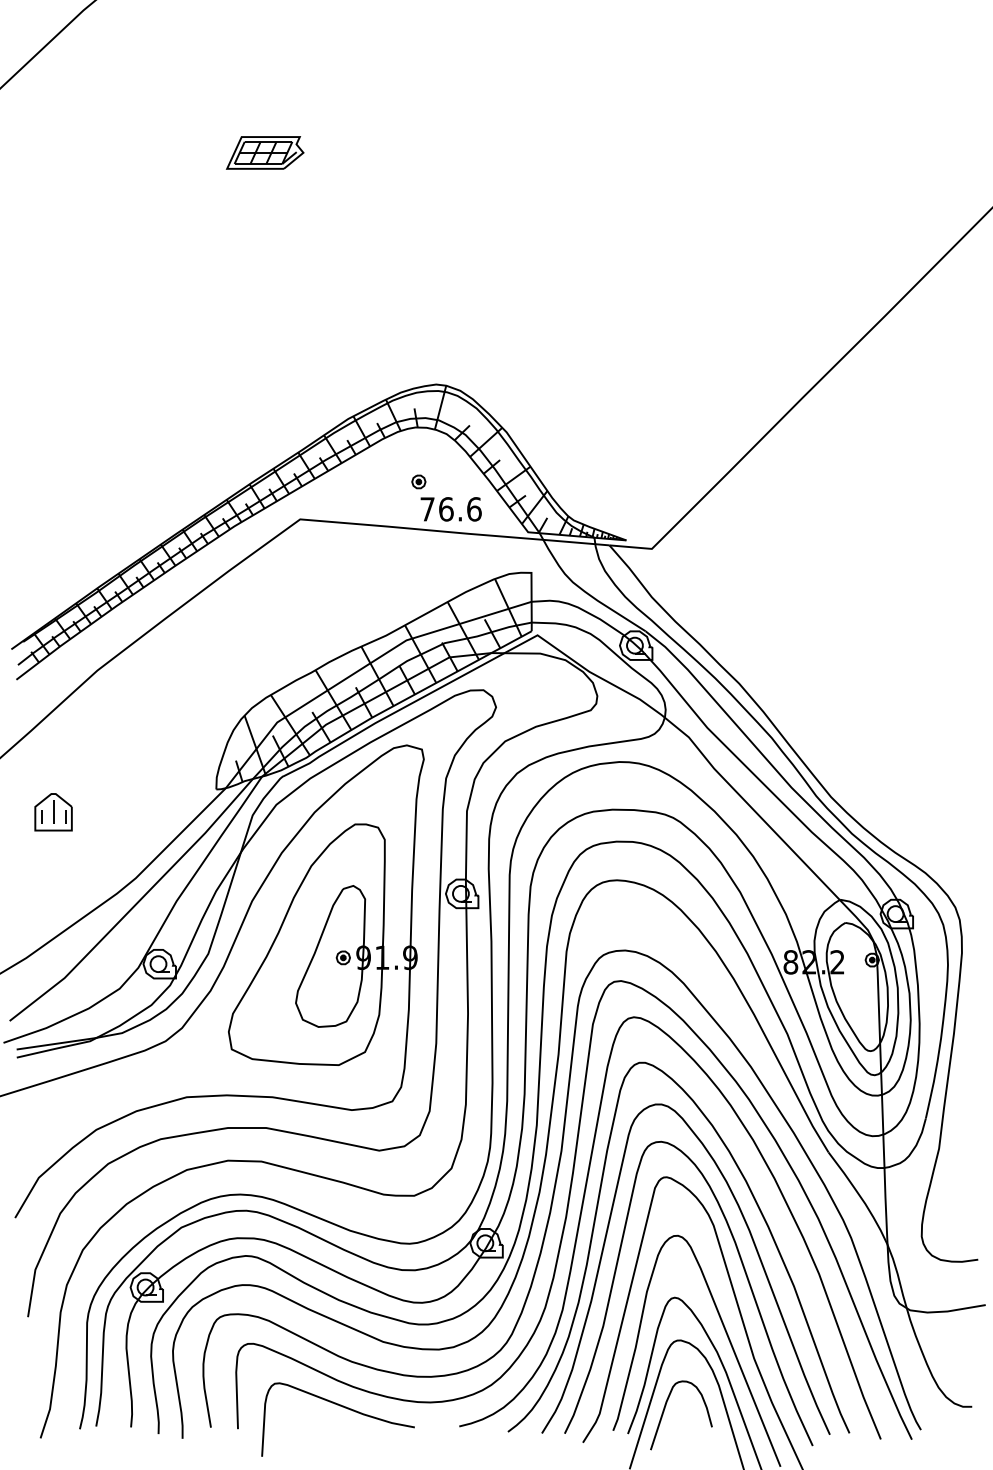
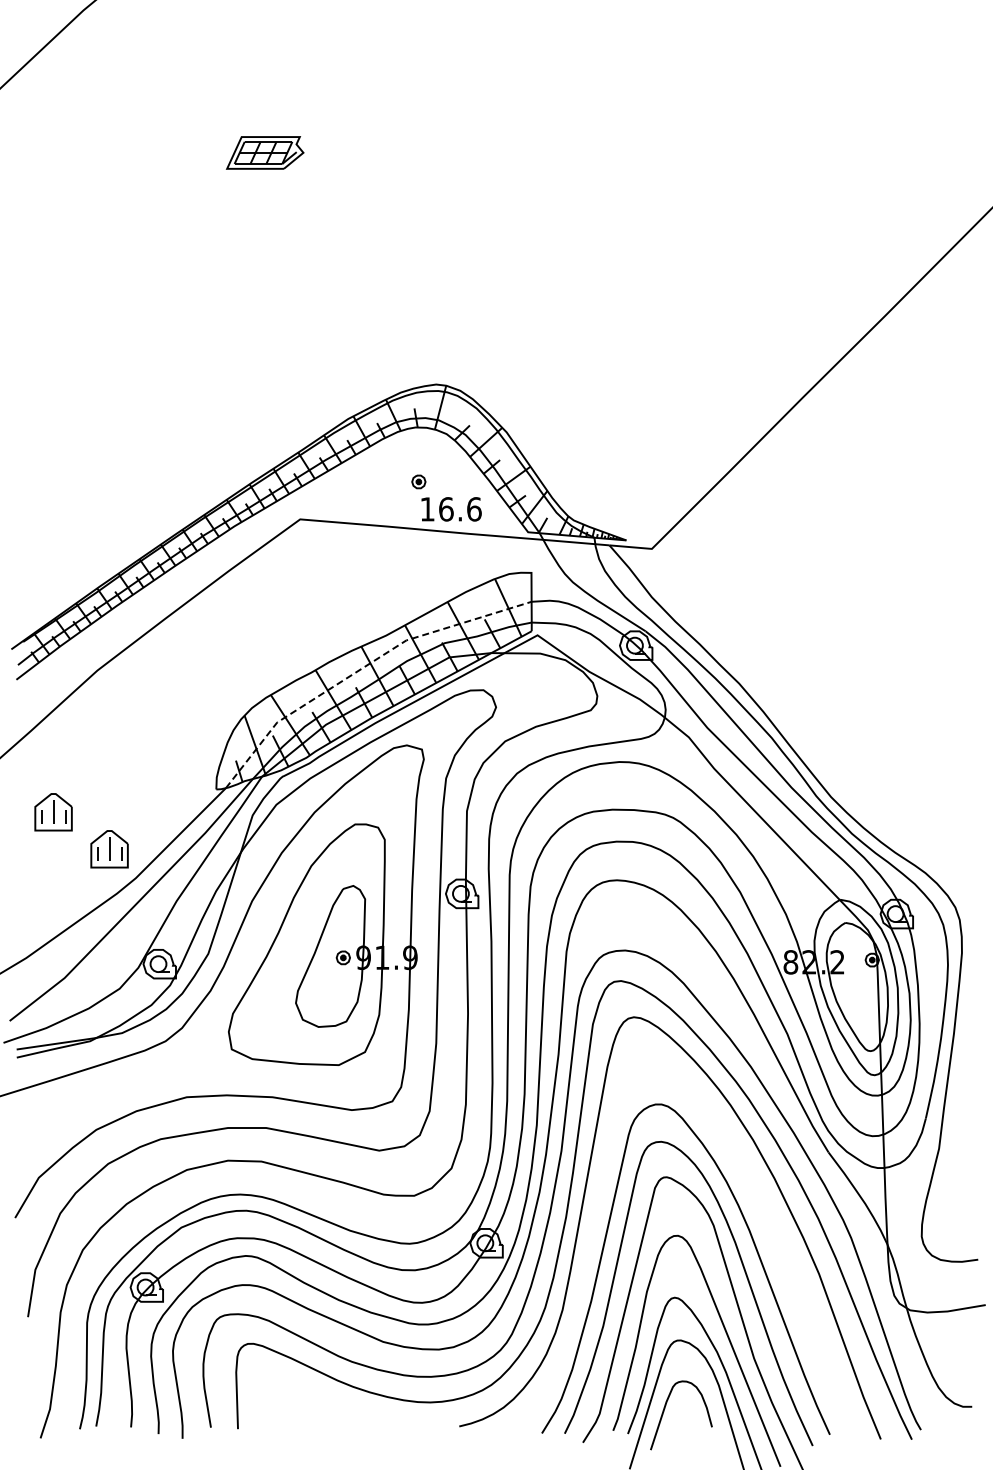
text: 76.6 -> 16.6 (427, 509)
line: solid -> dashed (362, 668)
part: none -> present (109, 849)
curve: present -> none (593, 1234)
curve: present -> none (342, 1407)
